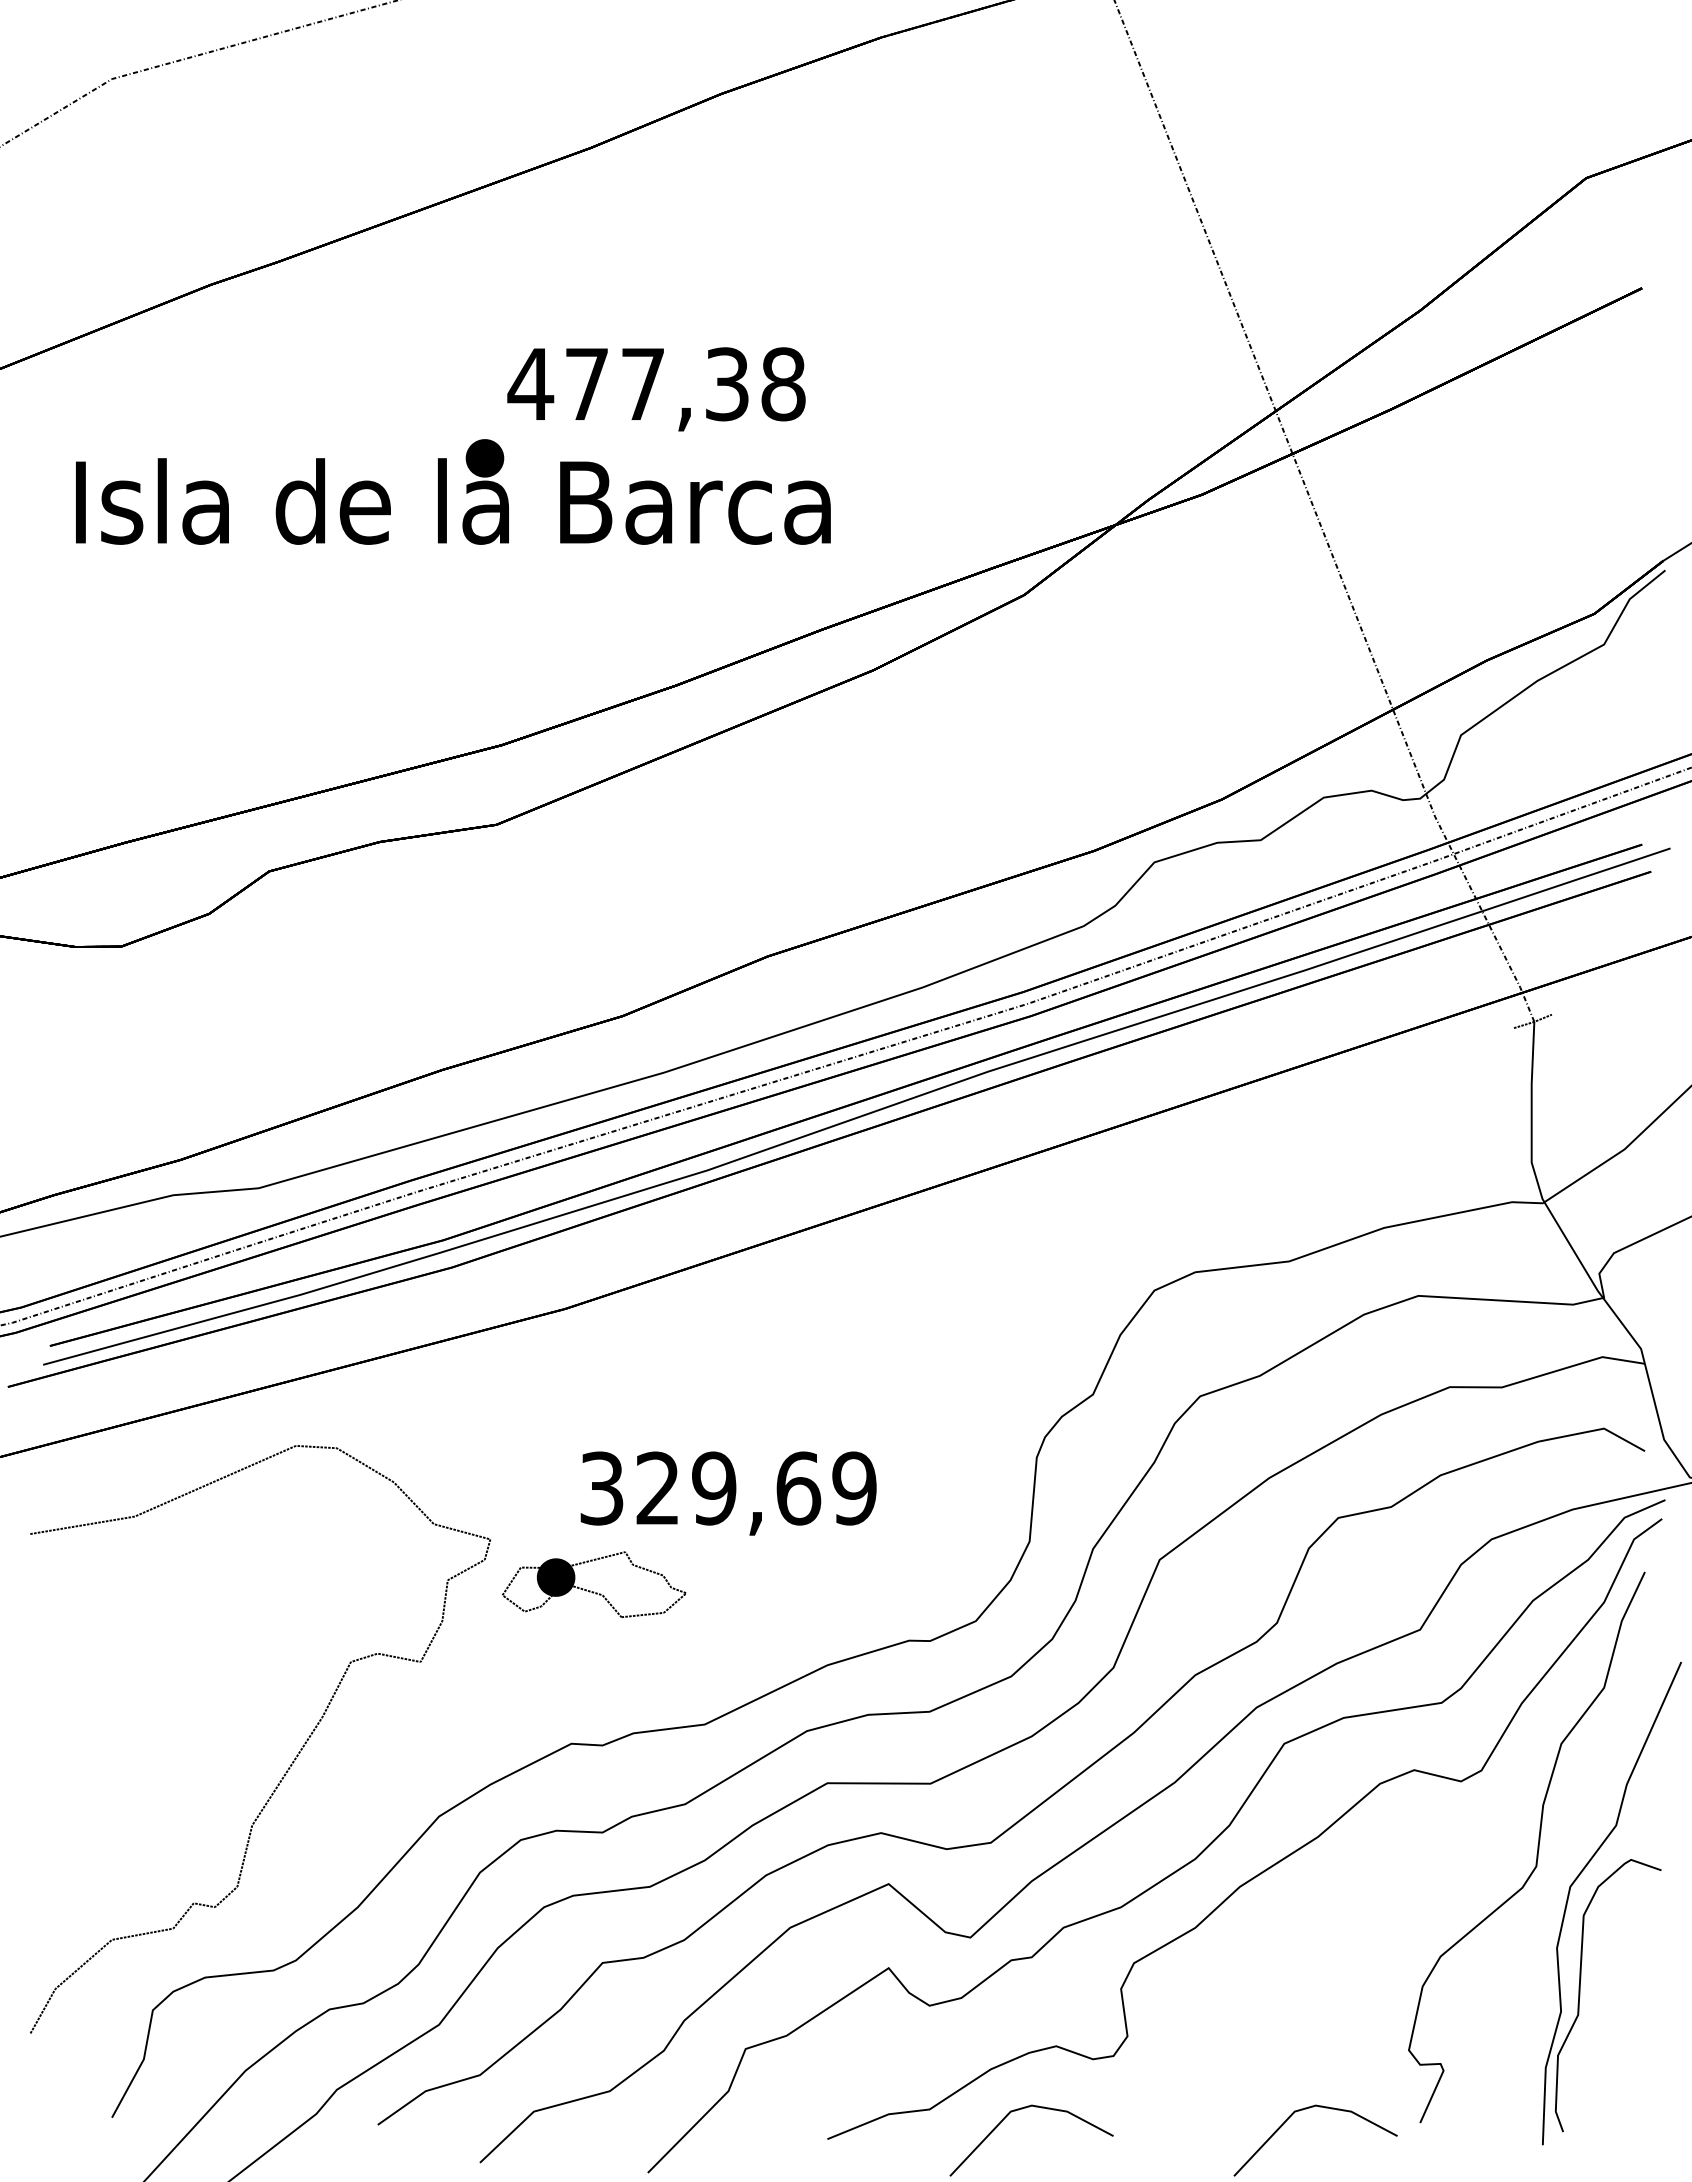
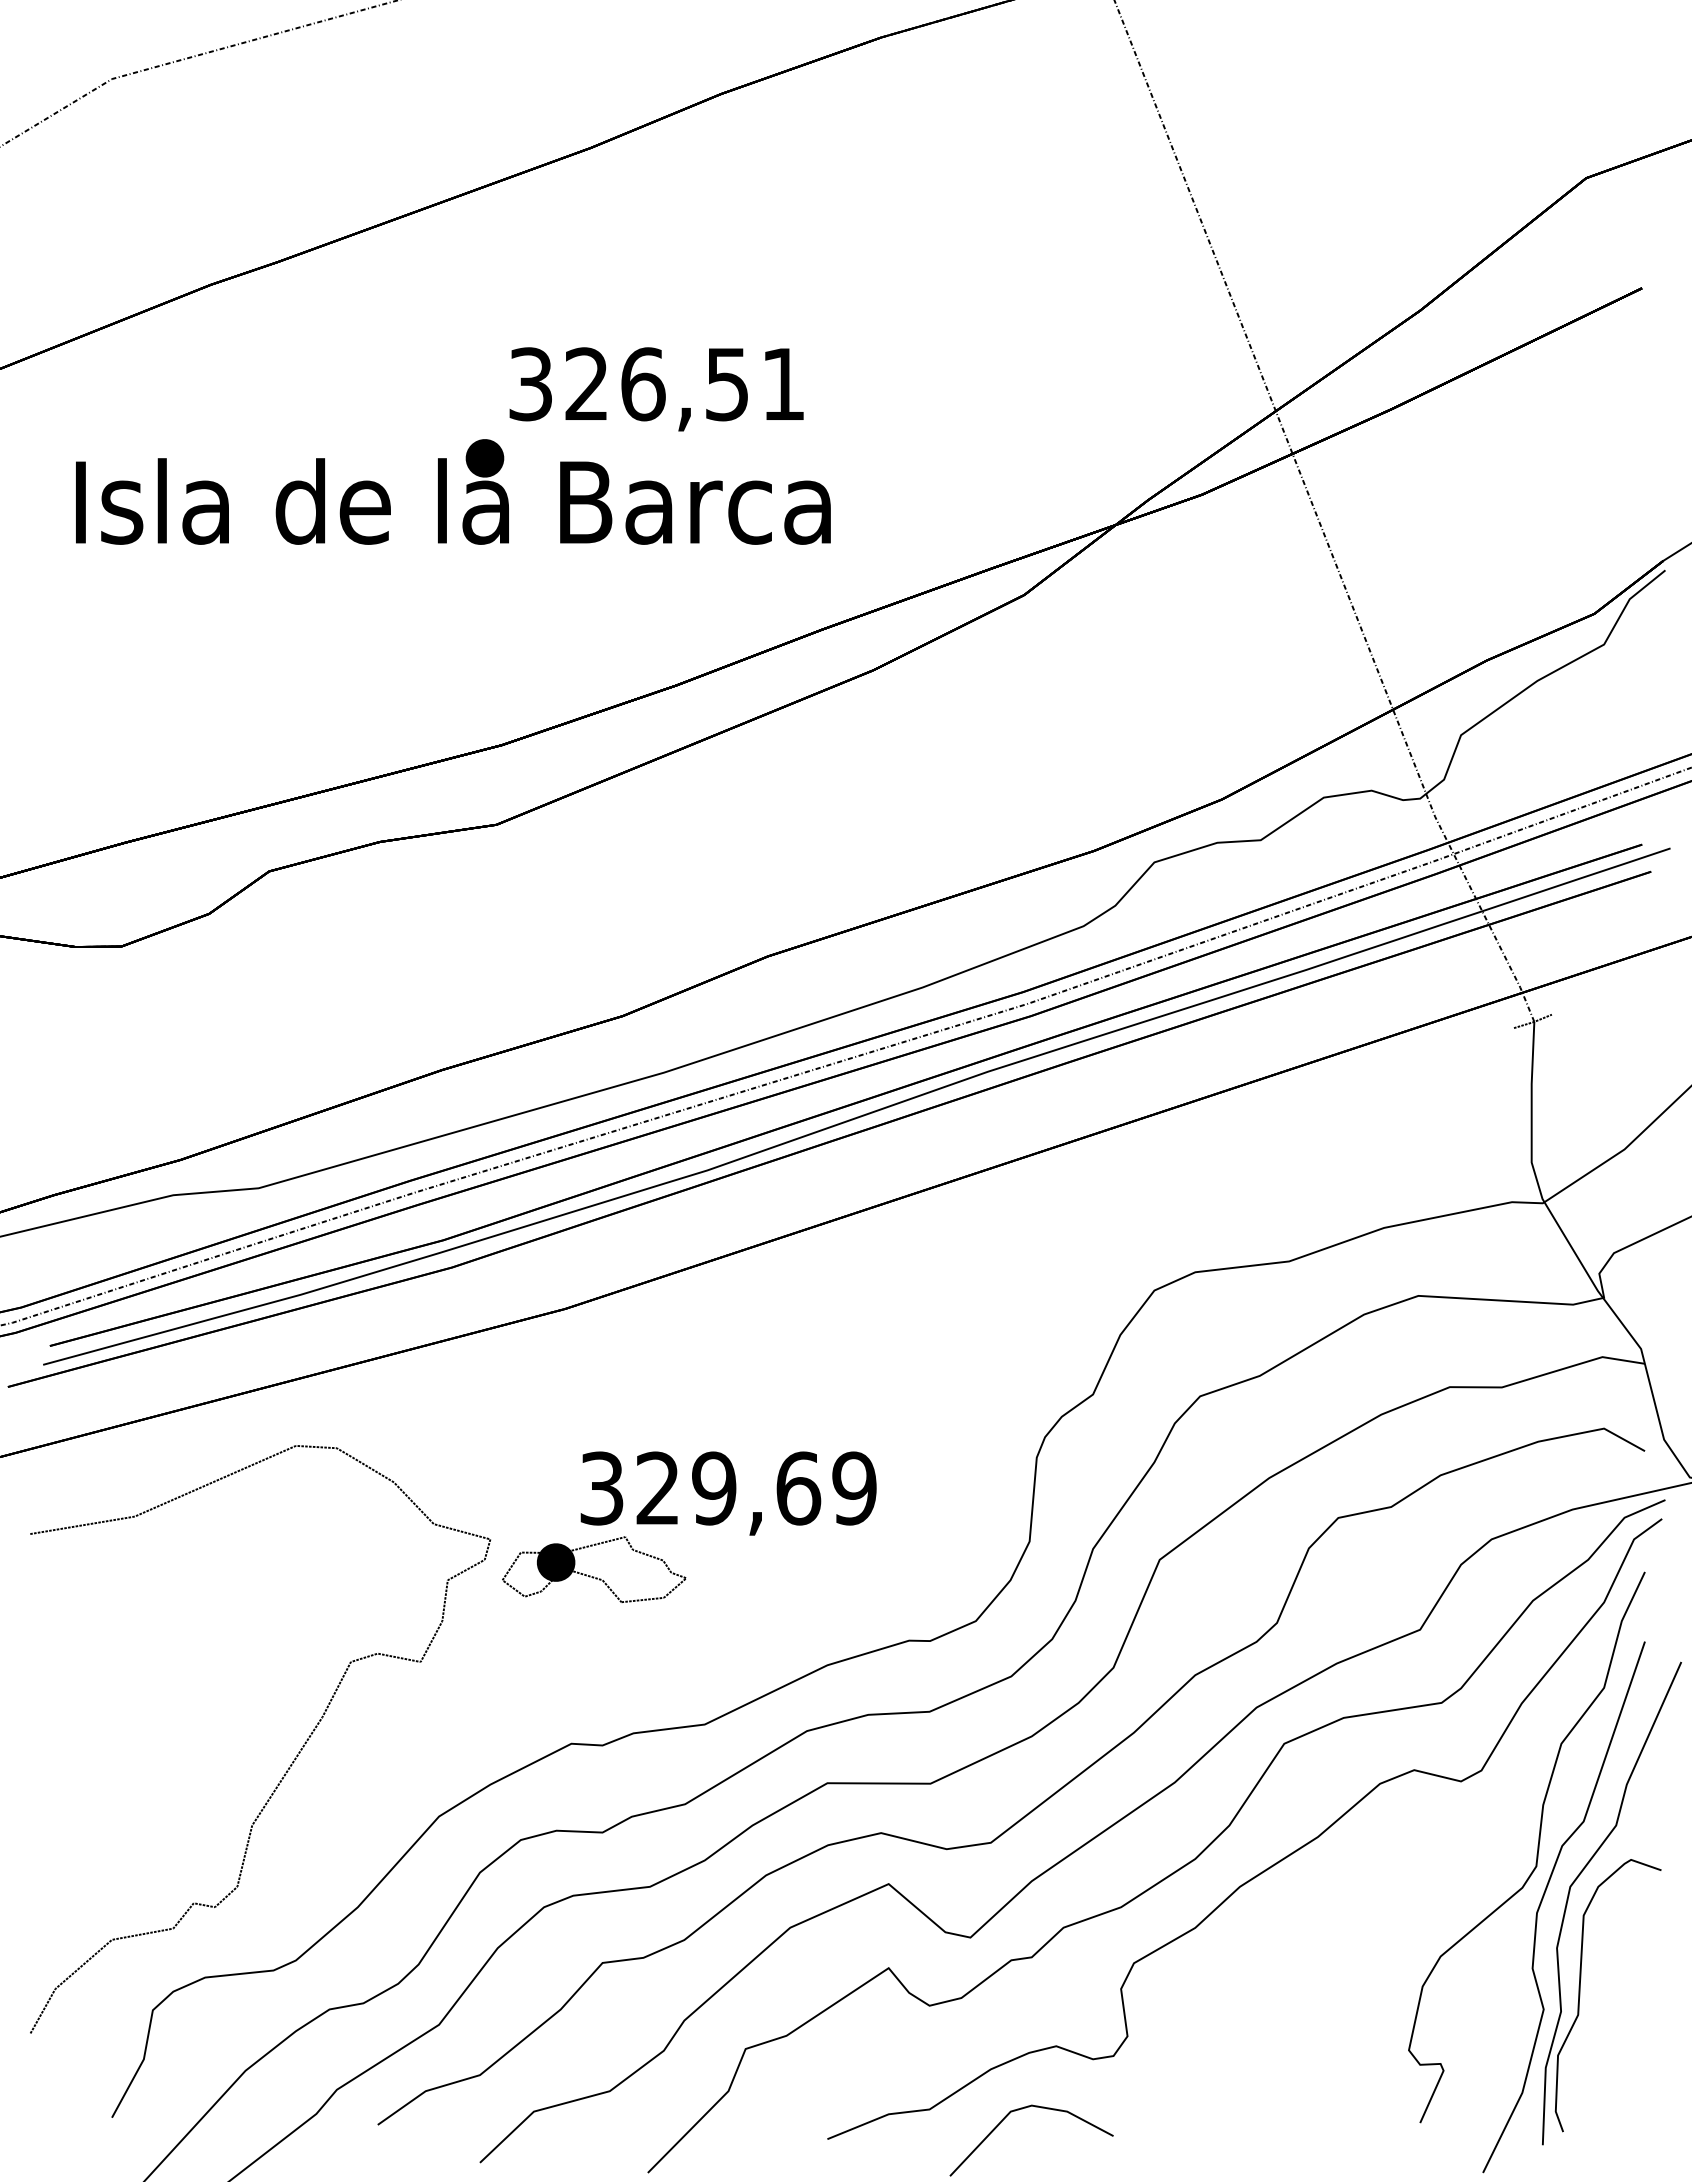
text: 477,38 -> 326,51 (656, 384)
part position: (593, 1591) -> (593, 1576) (593, 1576)
curve: none -> present (1543, 1899)
line: present -> none (1306, 2109)
